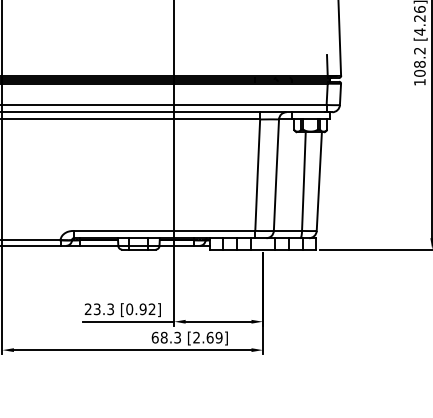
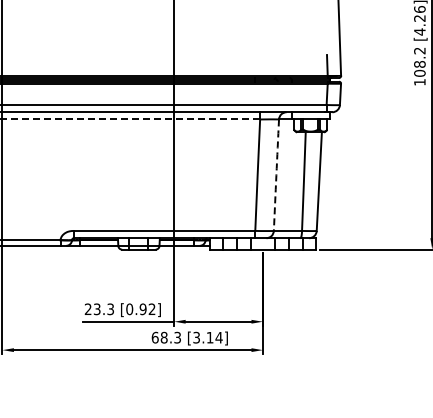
line: solid -> dashed (130, 119)
arc: solid -> dashed (276, 175)
text: [2.69] -> [3.14] (207, 337)
